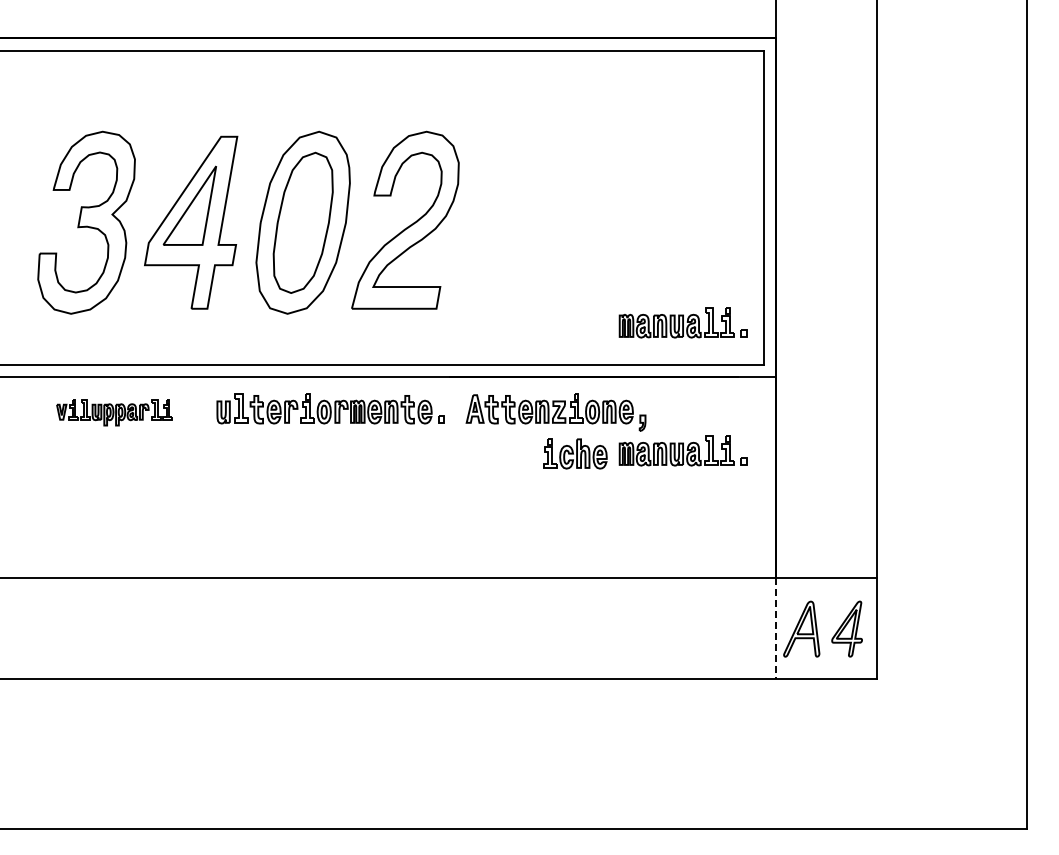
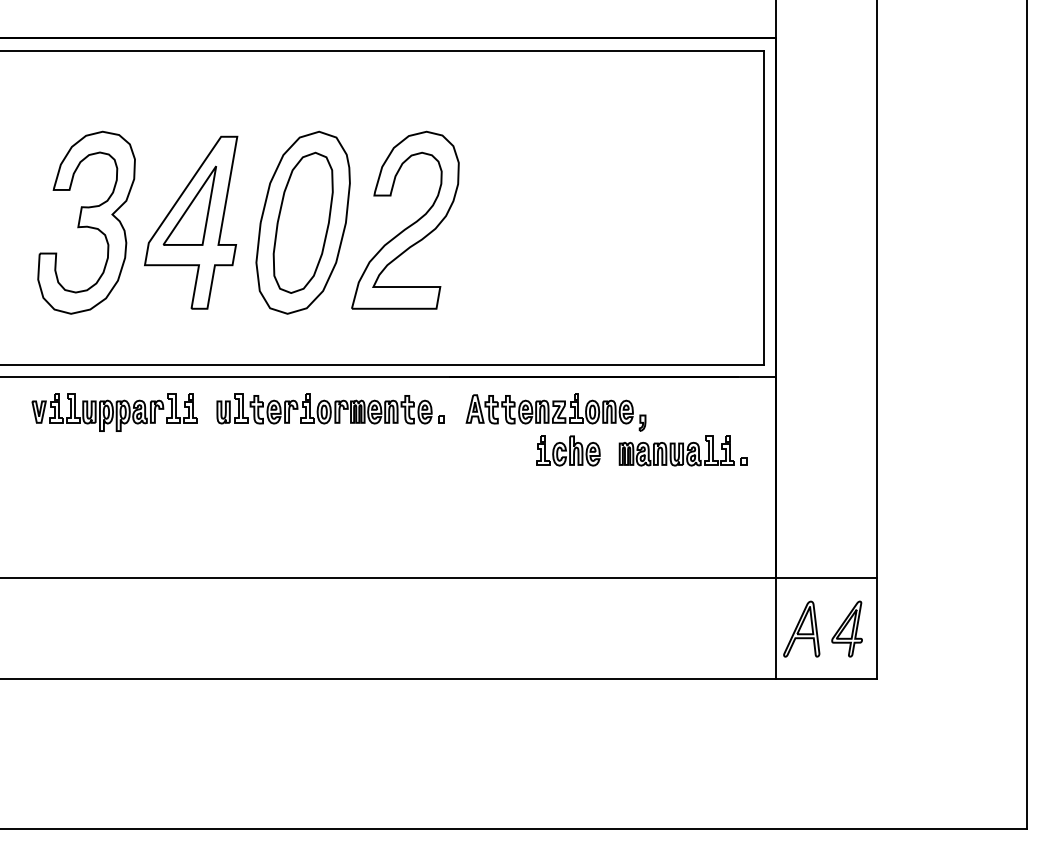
part: present -> none (682, 322)
part size: 117x28 px -> 167x39 px (114, 412)
part position: (575, 453) -> (568, 450) (568, 450)
line: dashed -> solid (776, 629)
